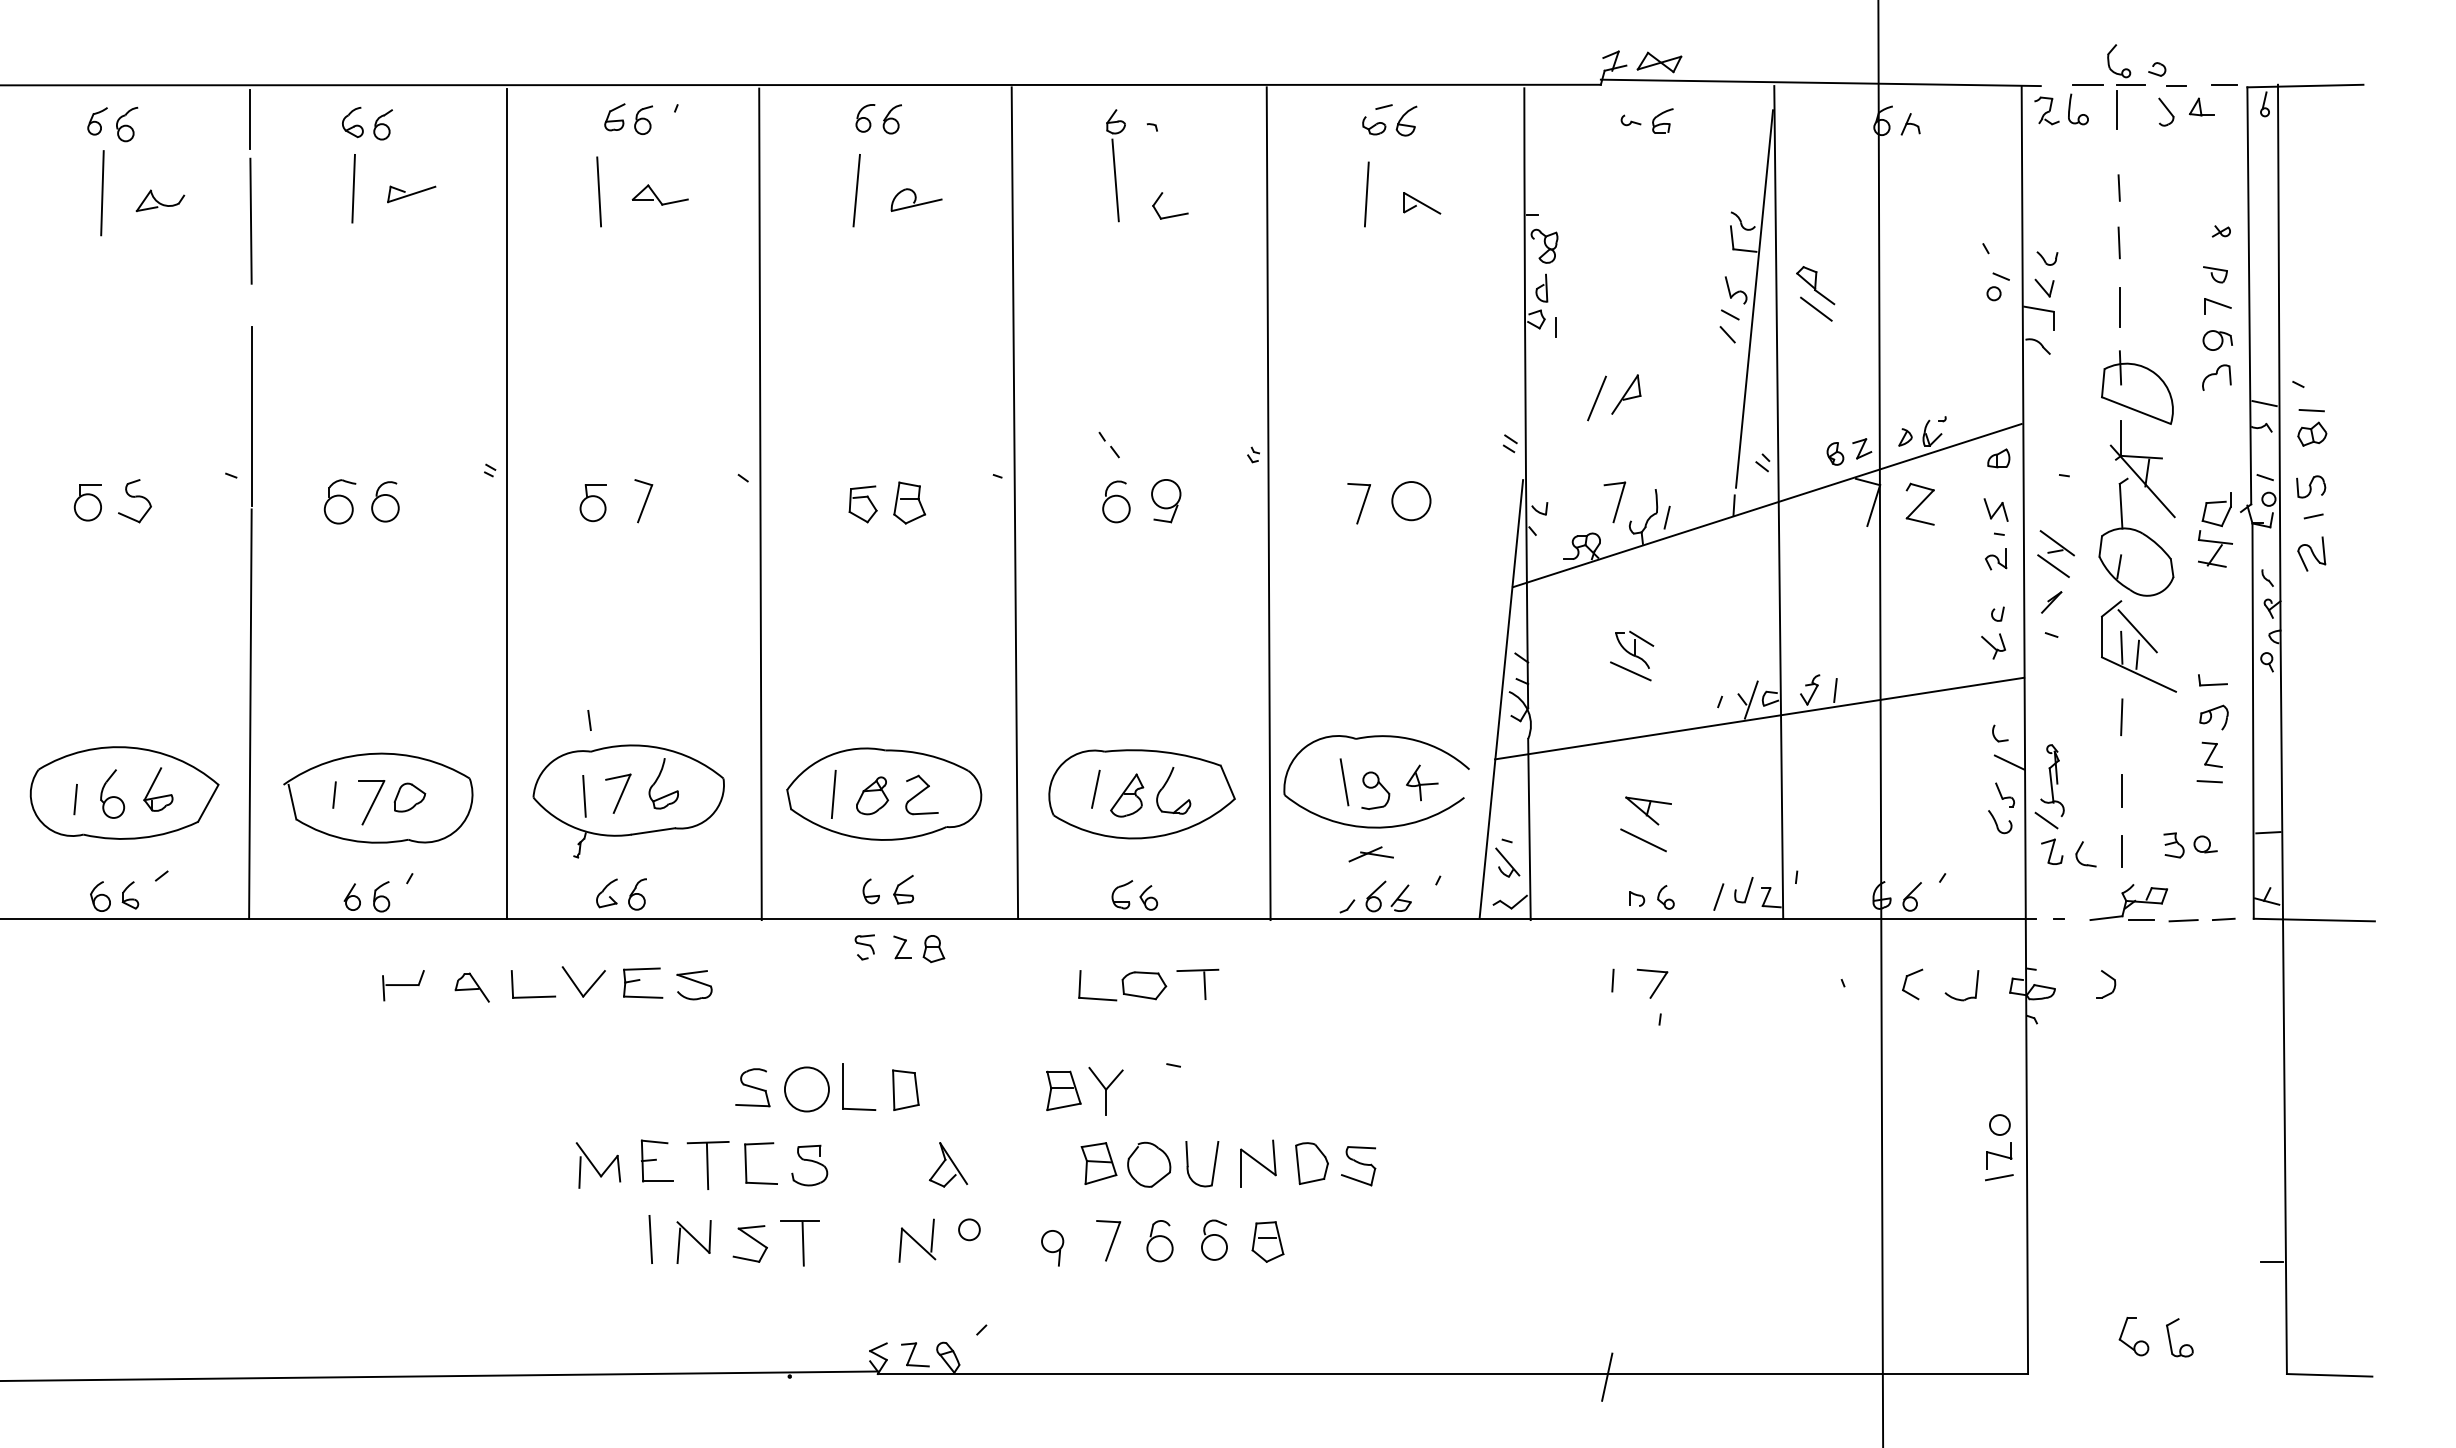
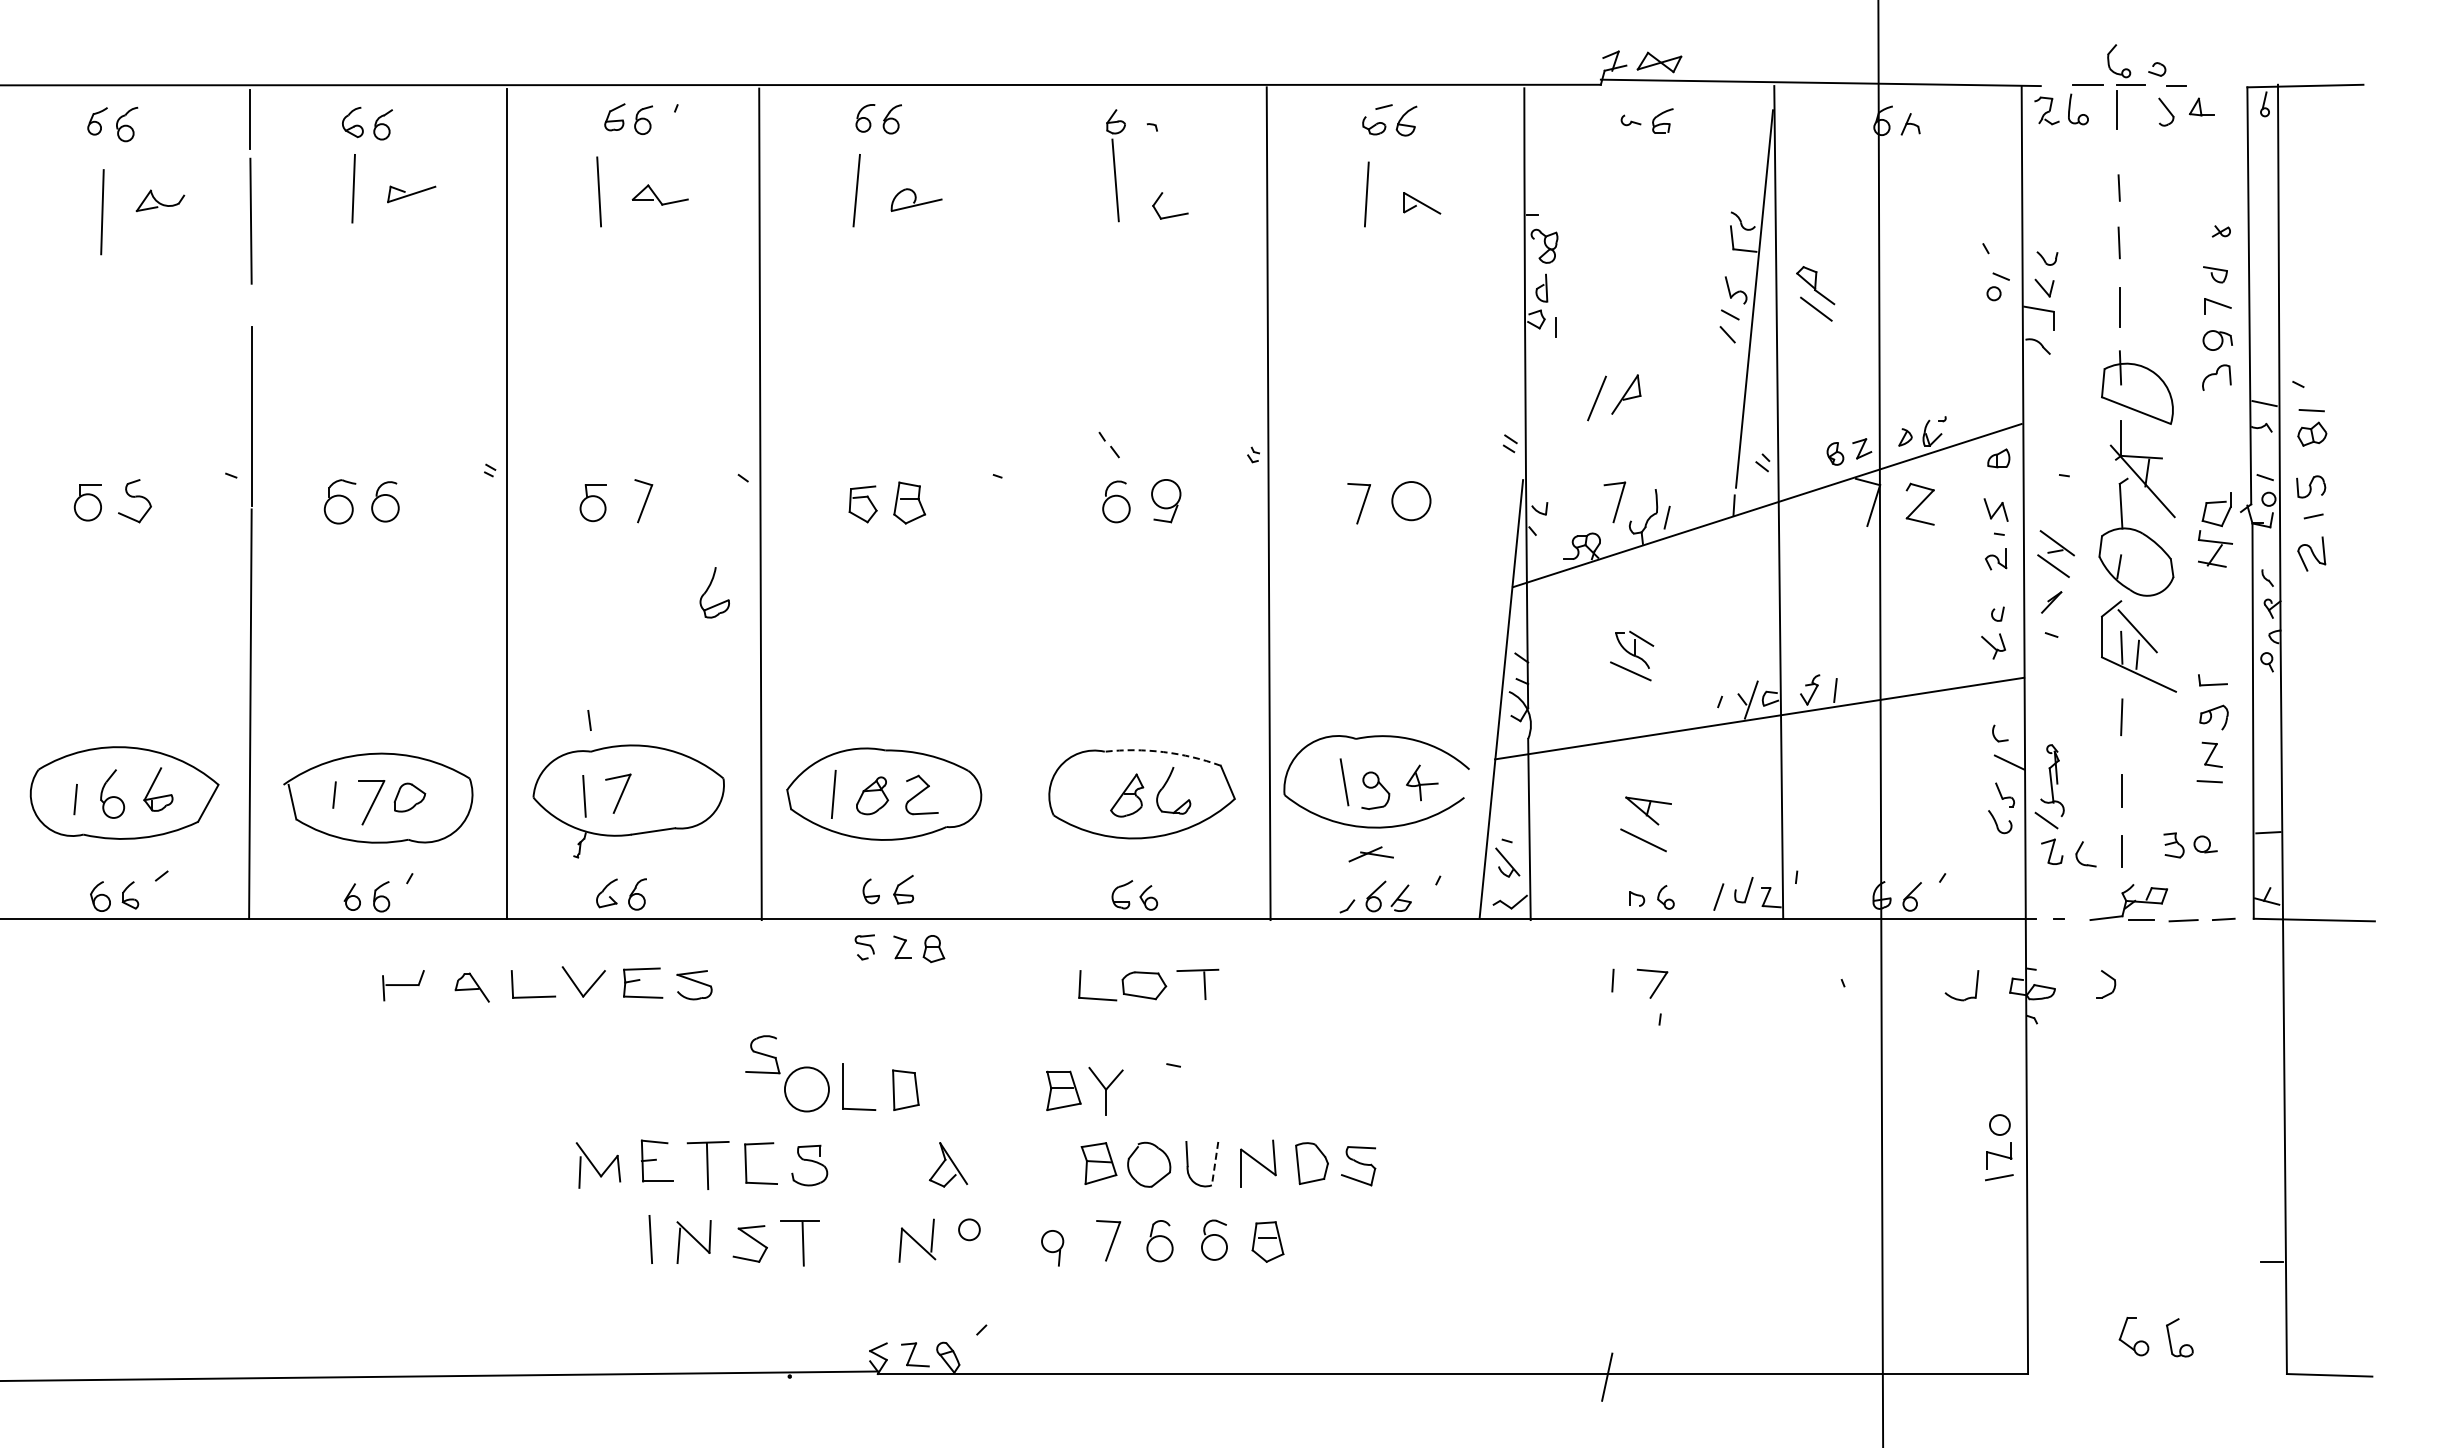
line: present -> none (2224, 84)
line position: (102, 193) -> (102, 212) (102, 212)
line: present -> none (1014, 502)
arc: solid -> dashed (1163, 752)
part position: (657, 780) -> (708, 589) (708, 589)
line: present -> none (1095, 788)
part: present -> none (1906, 982)
part position: (752, 1087) -> (762, 1054) (762, 1054)
line: solid -> dashed (1215, 1163)
